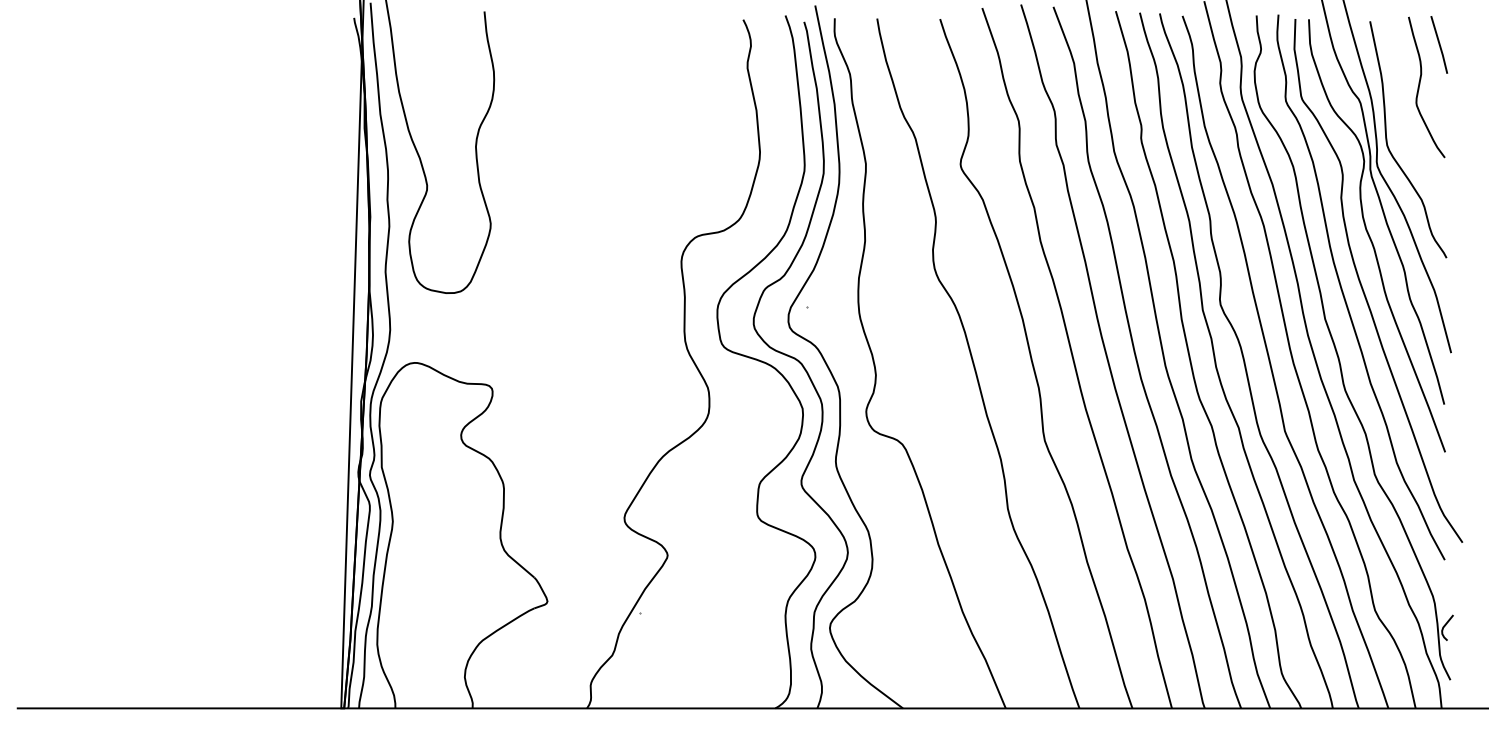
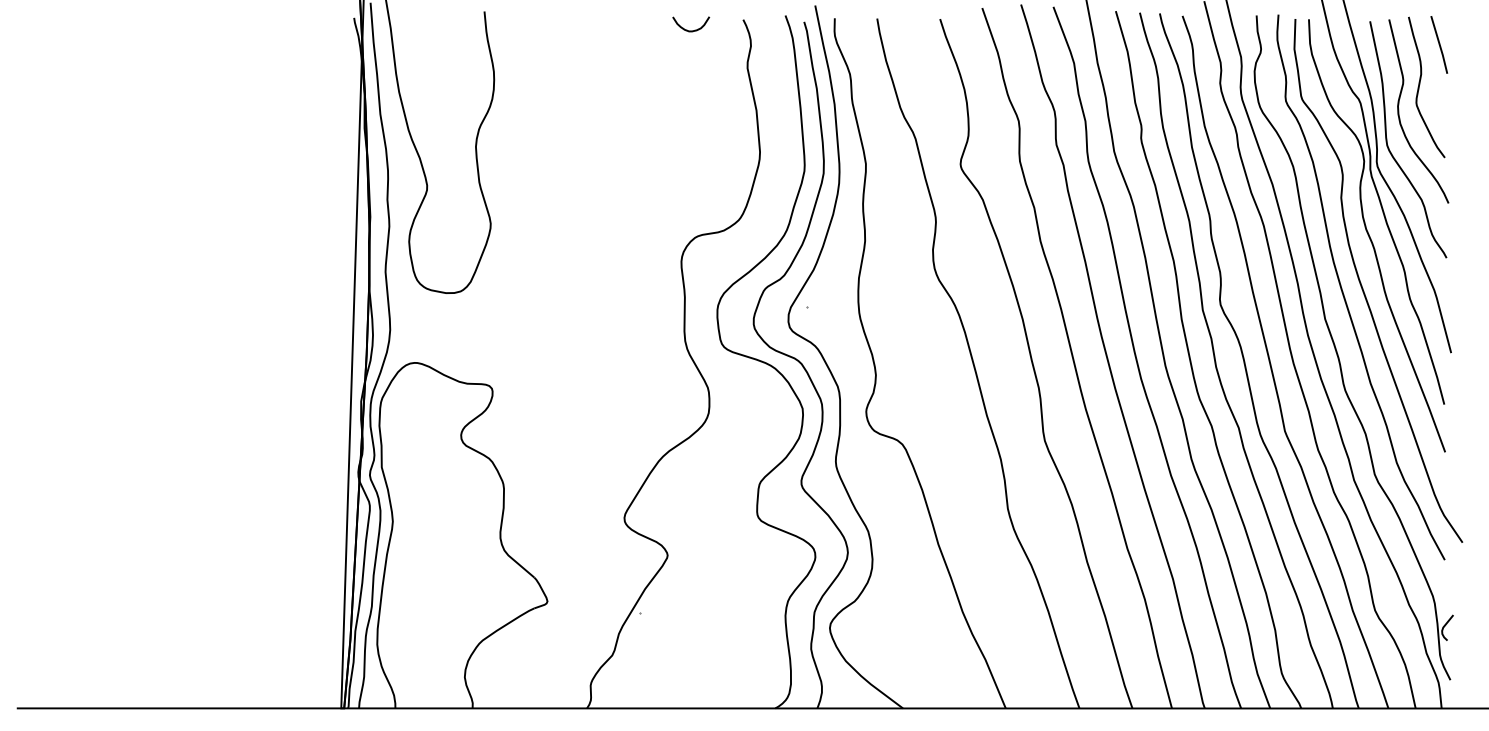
curve: none -> present (691, 30)
curve: none -> present (1399, 111)
